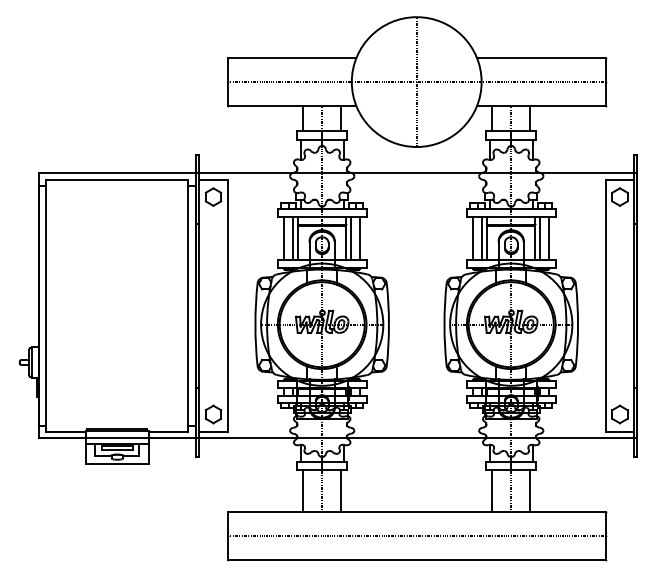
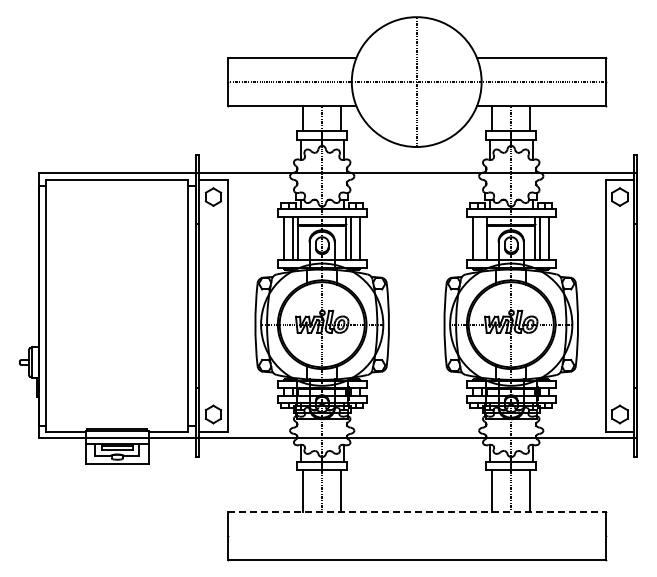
line: present -> none (482, 238)
line: solid -> dashed (417, 511)
line: present -> none (416, 535)
